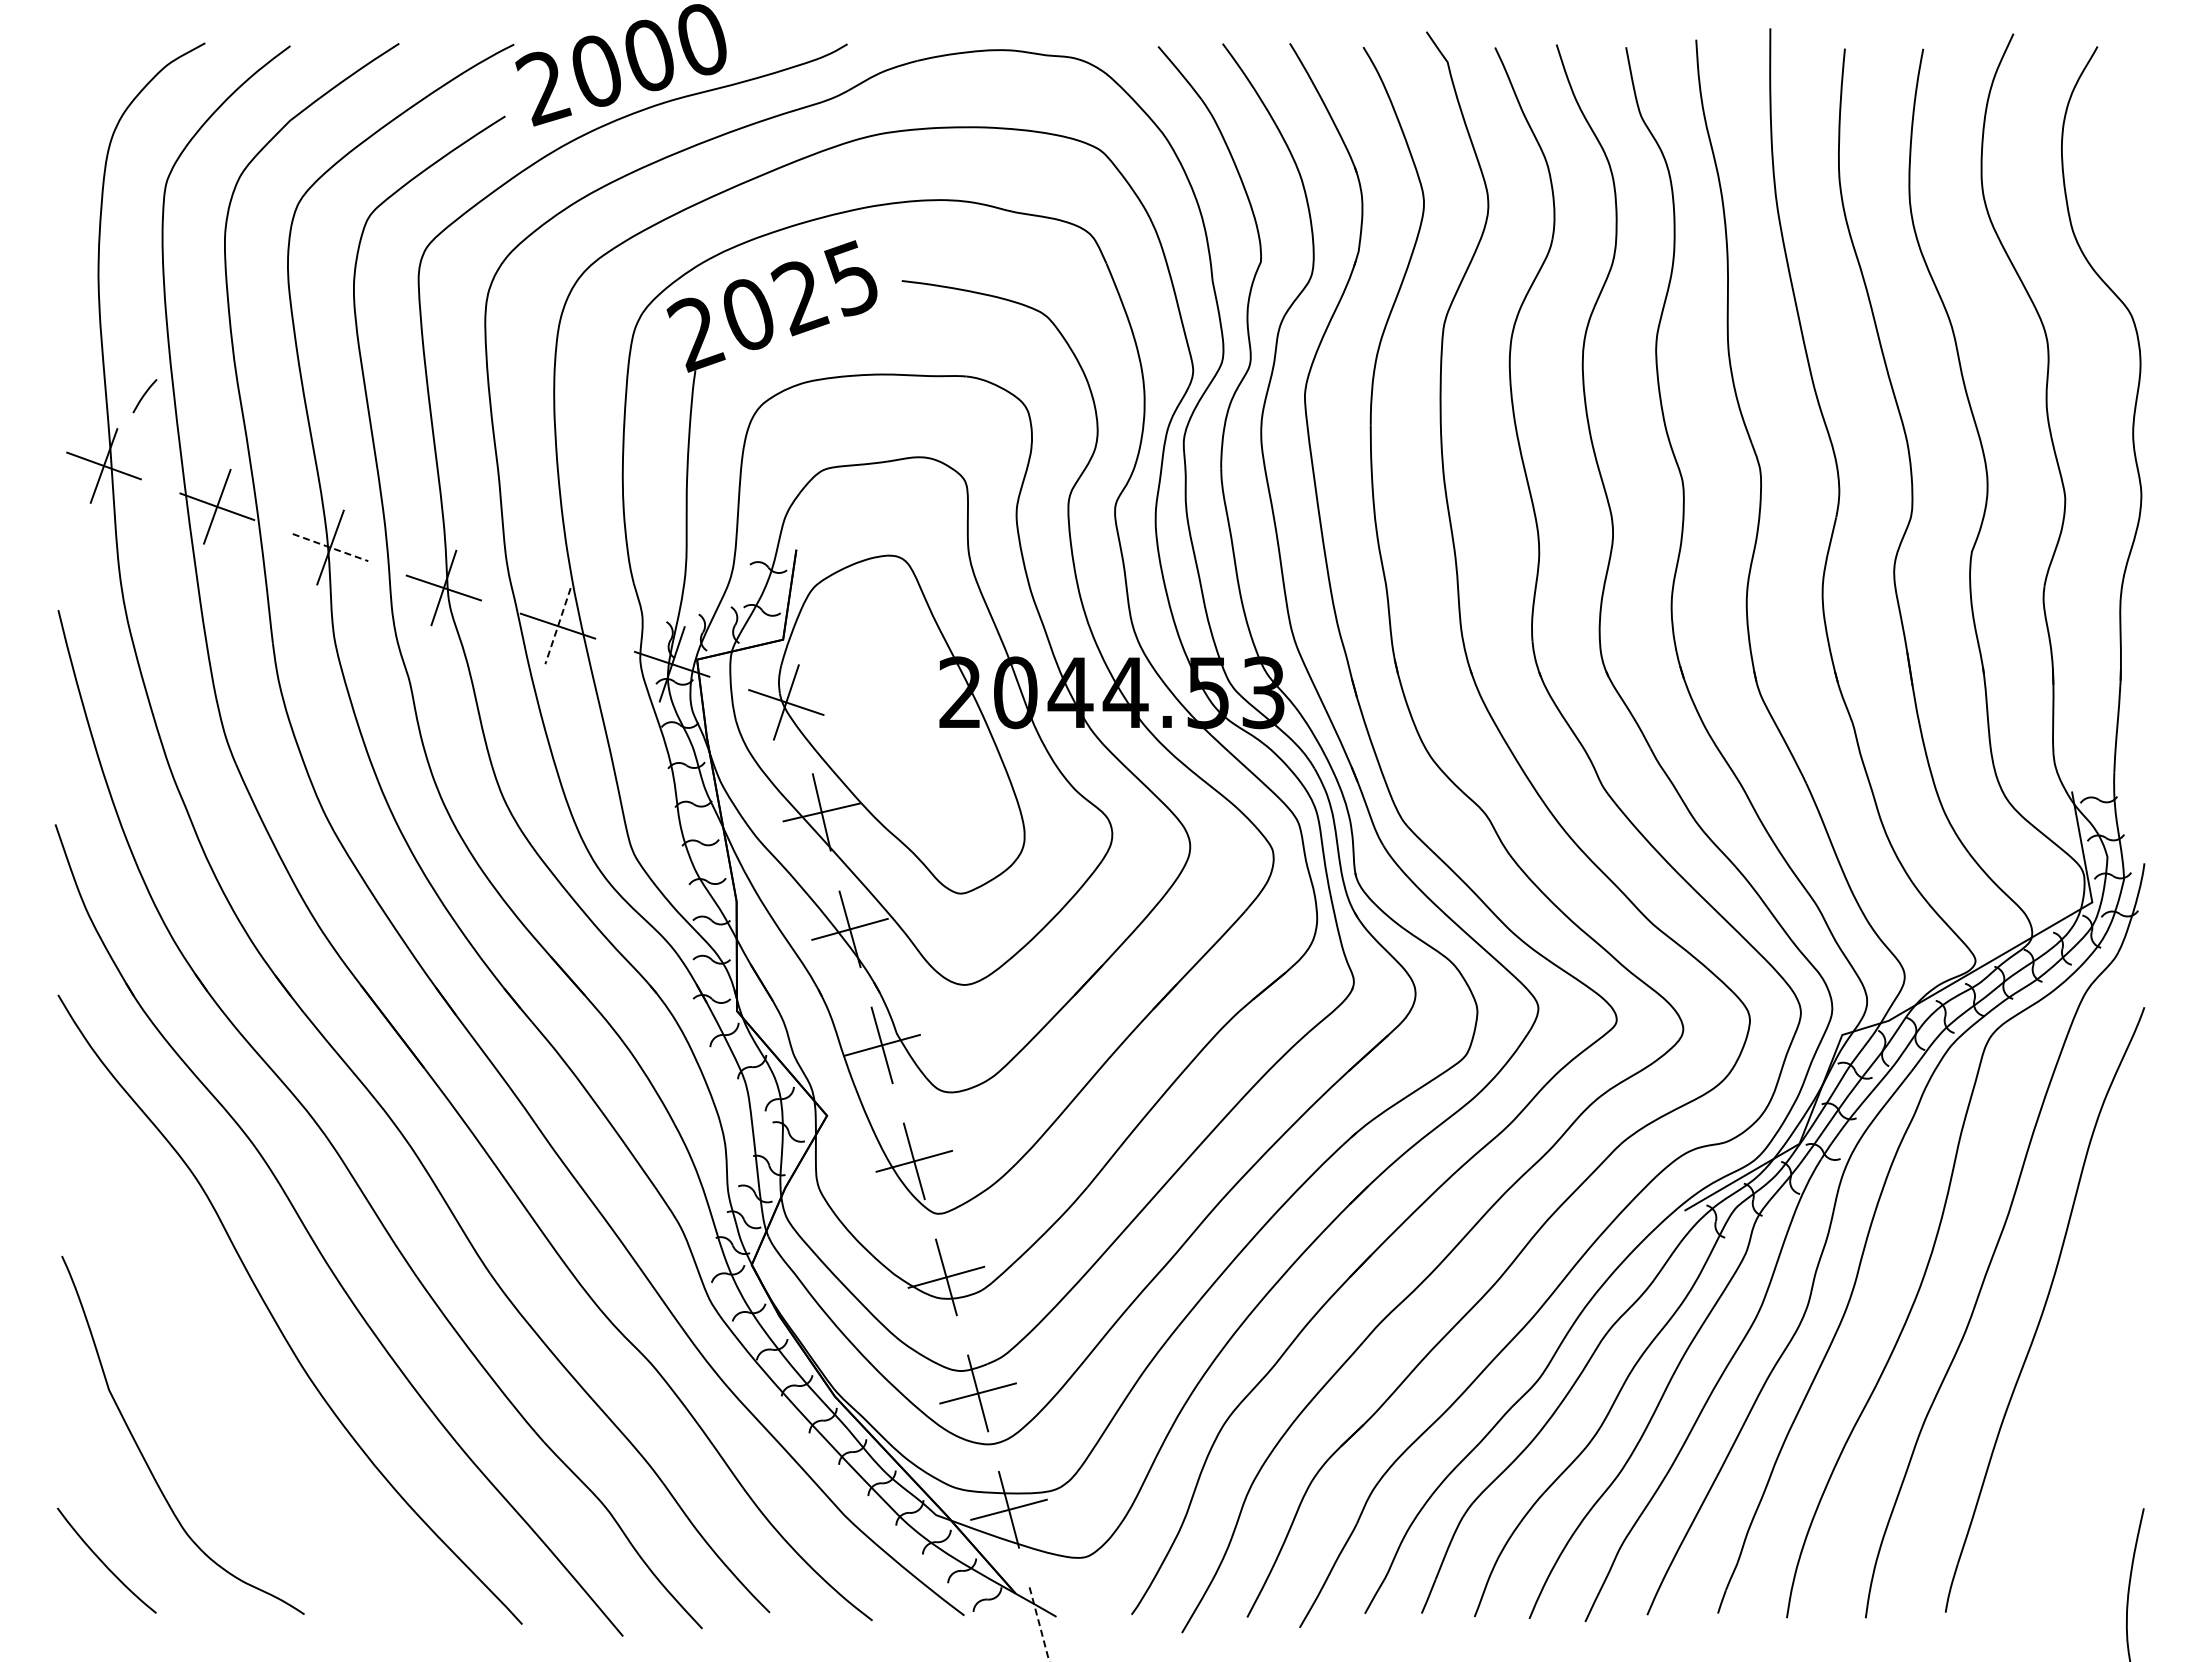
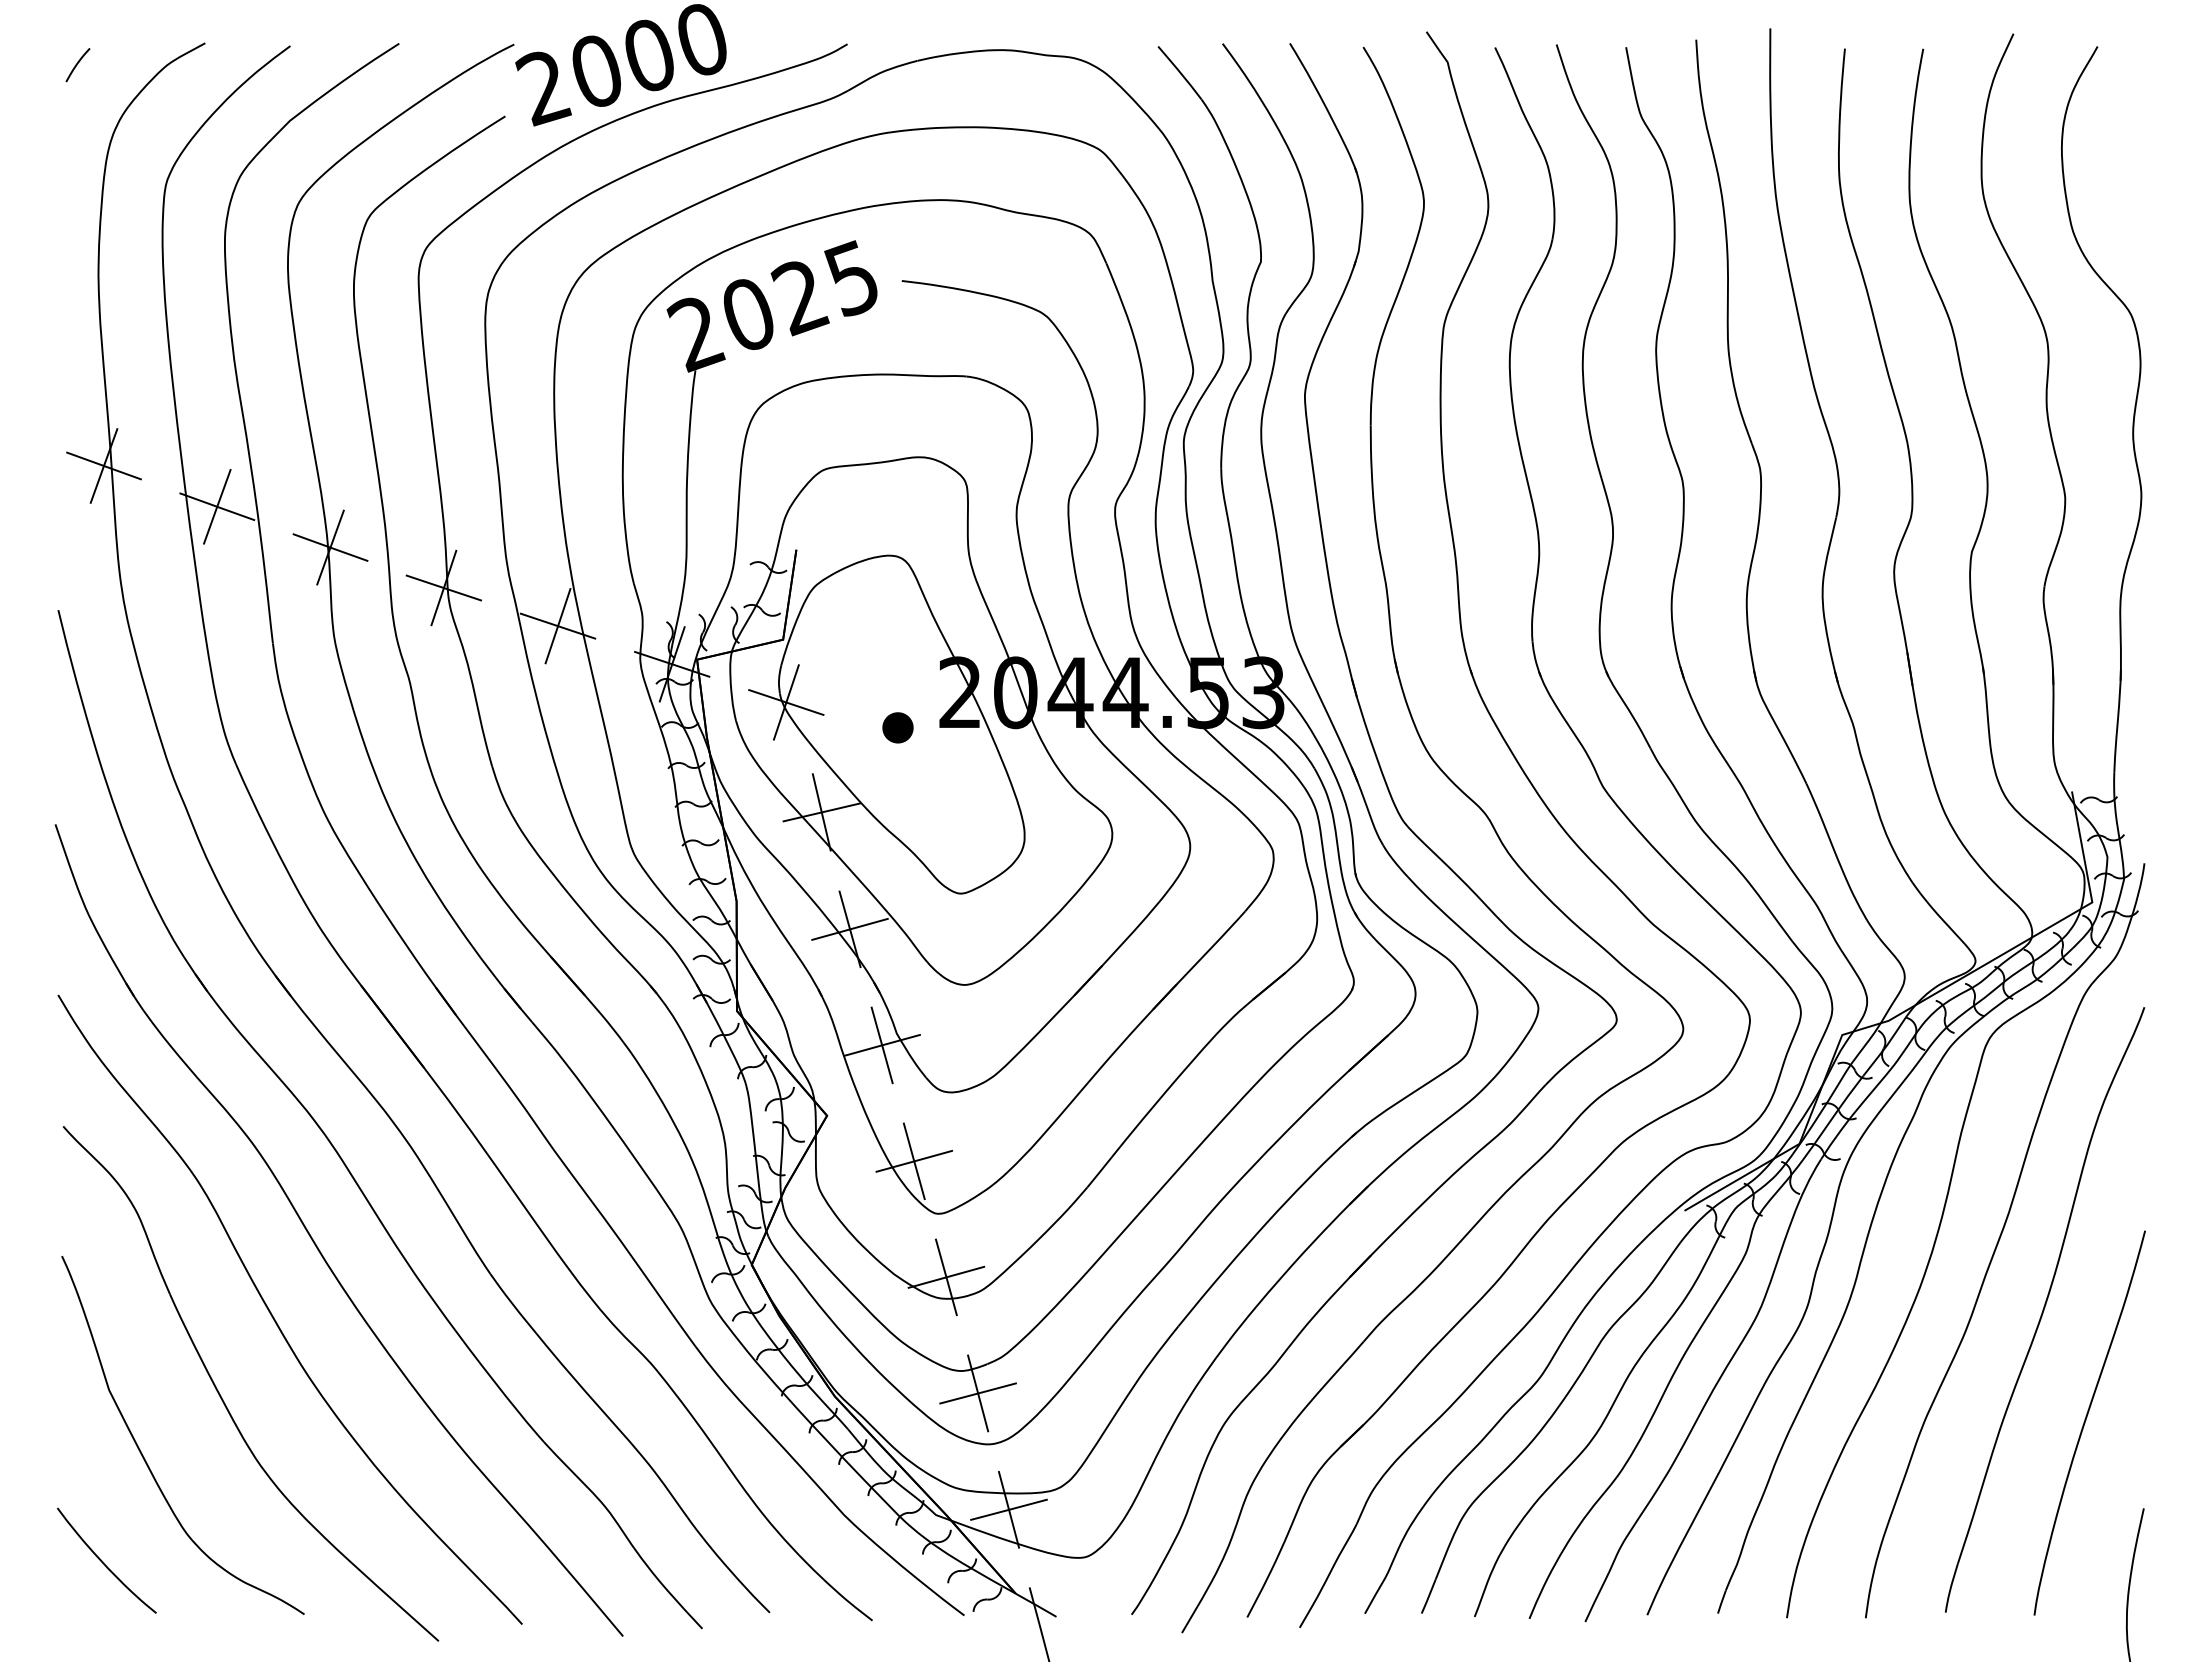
curve position: (144, 396) -> (77, 65) (77, 65)
line: dashed -> solid (330, 547)
line: dashed -> solid (558, 626)
part: none -> present (897, 727)
part: none -> present (222, 1397)
curve: none -> present (2086, 1420)
line: dashed -> solid (1039, 1625)
